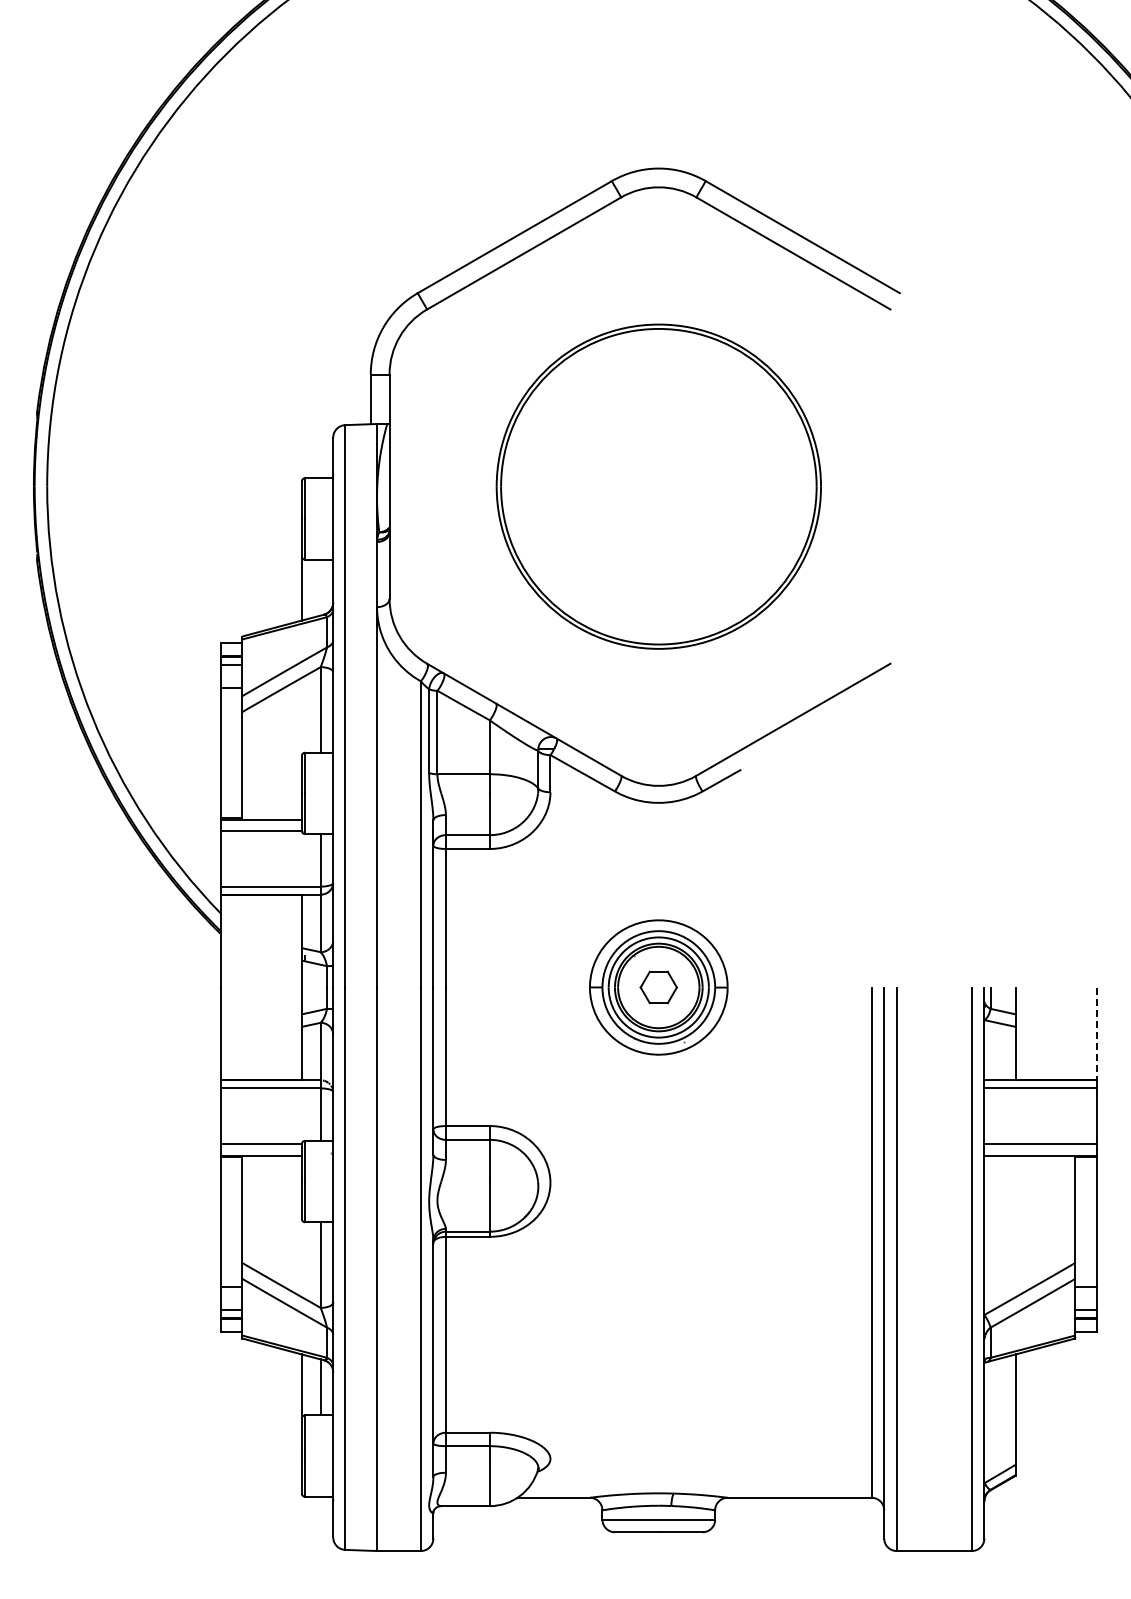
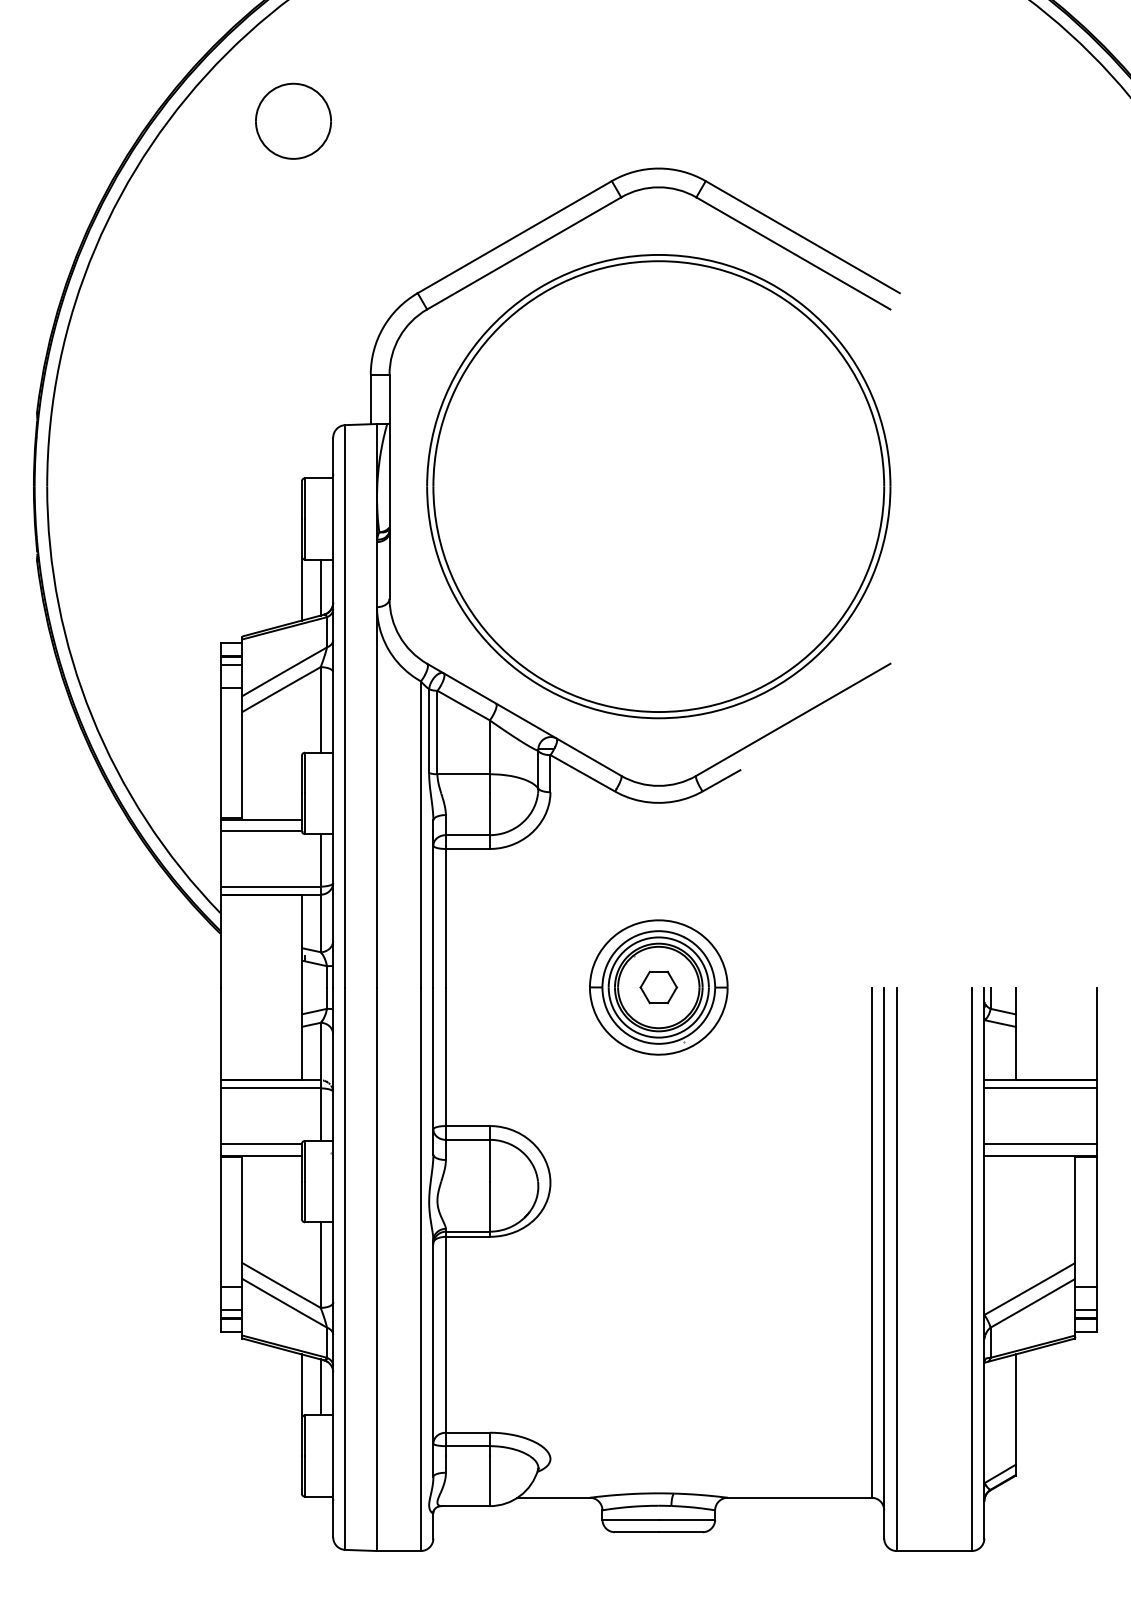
part: none -> present (293, 120)
part size: 327x327 px -> 466x466 px (658, 486)
line: none -> present (320, 587)
line: dashed -> solid (1097, 1034)
